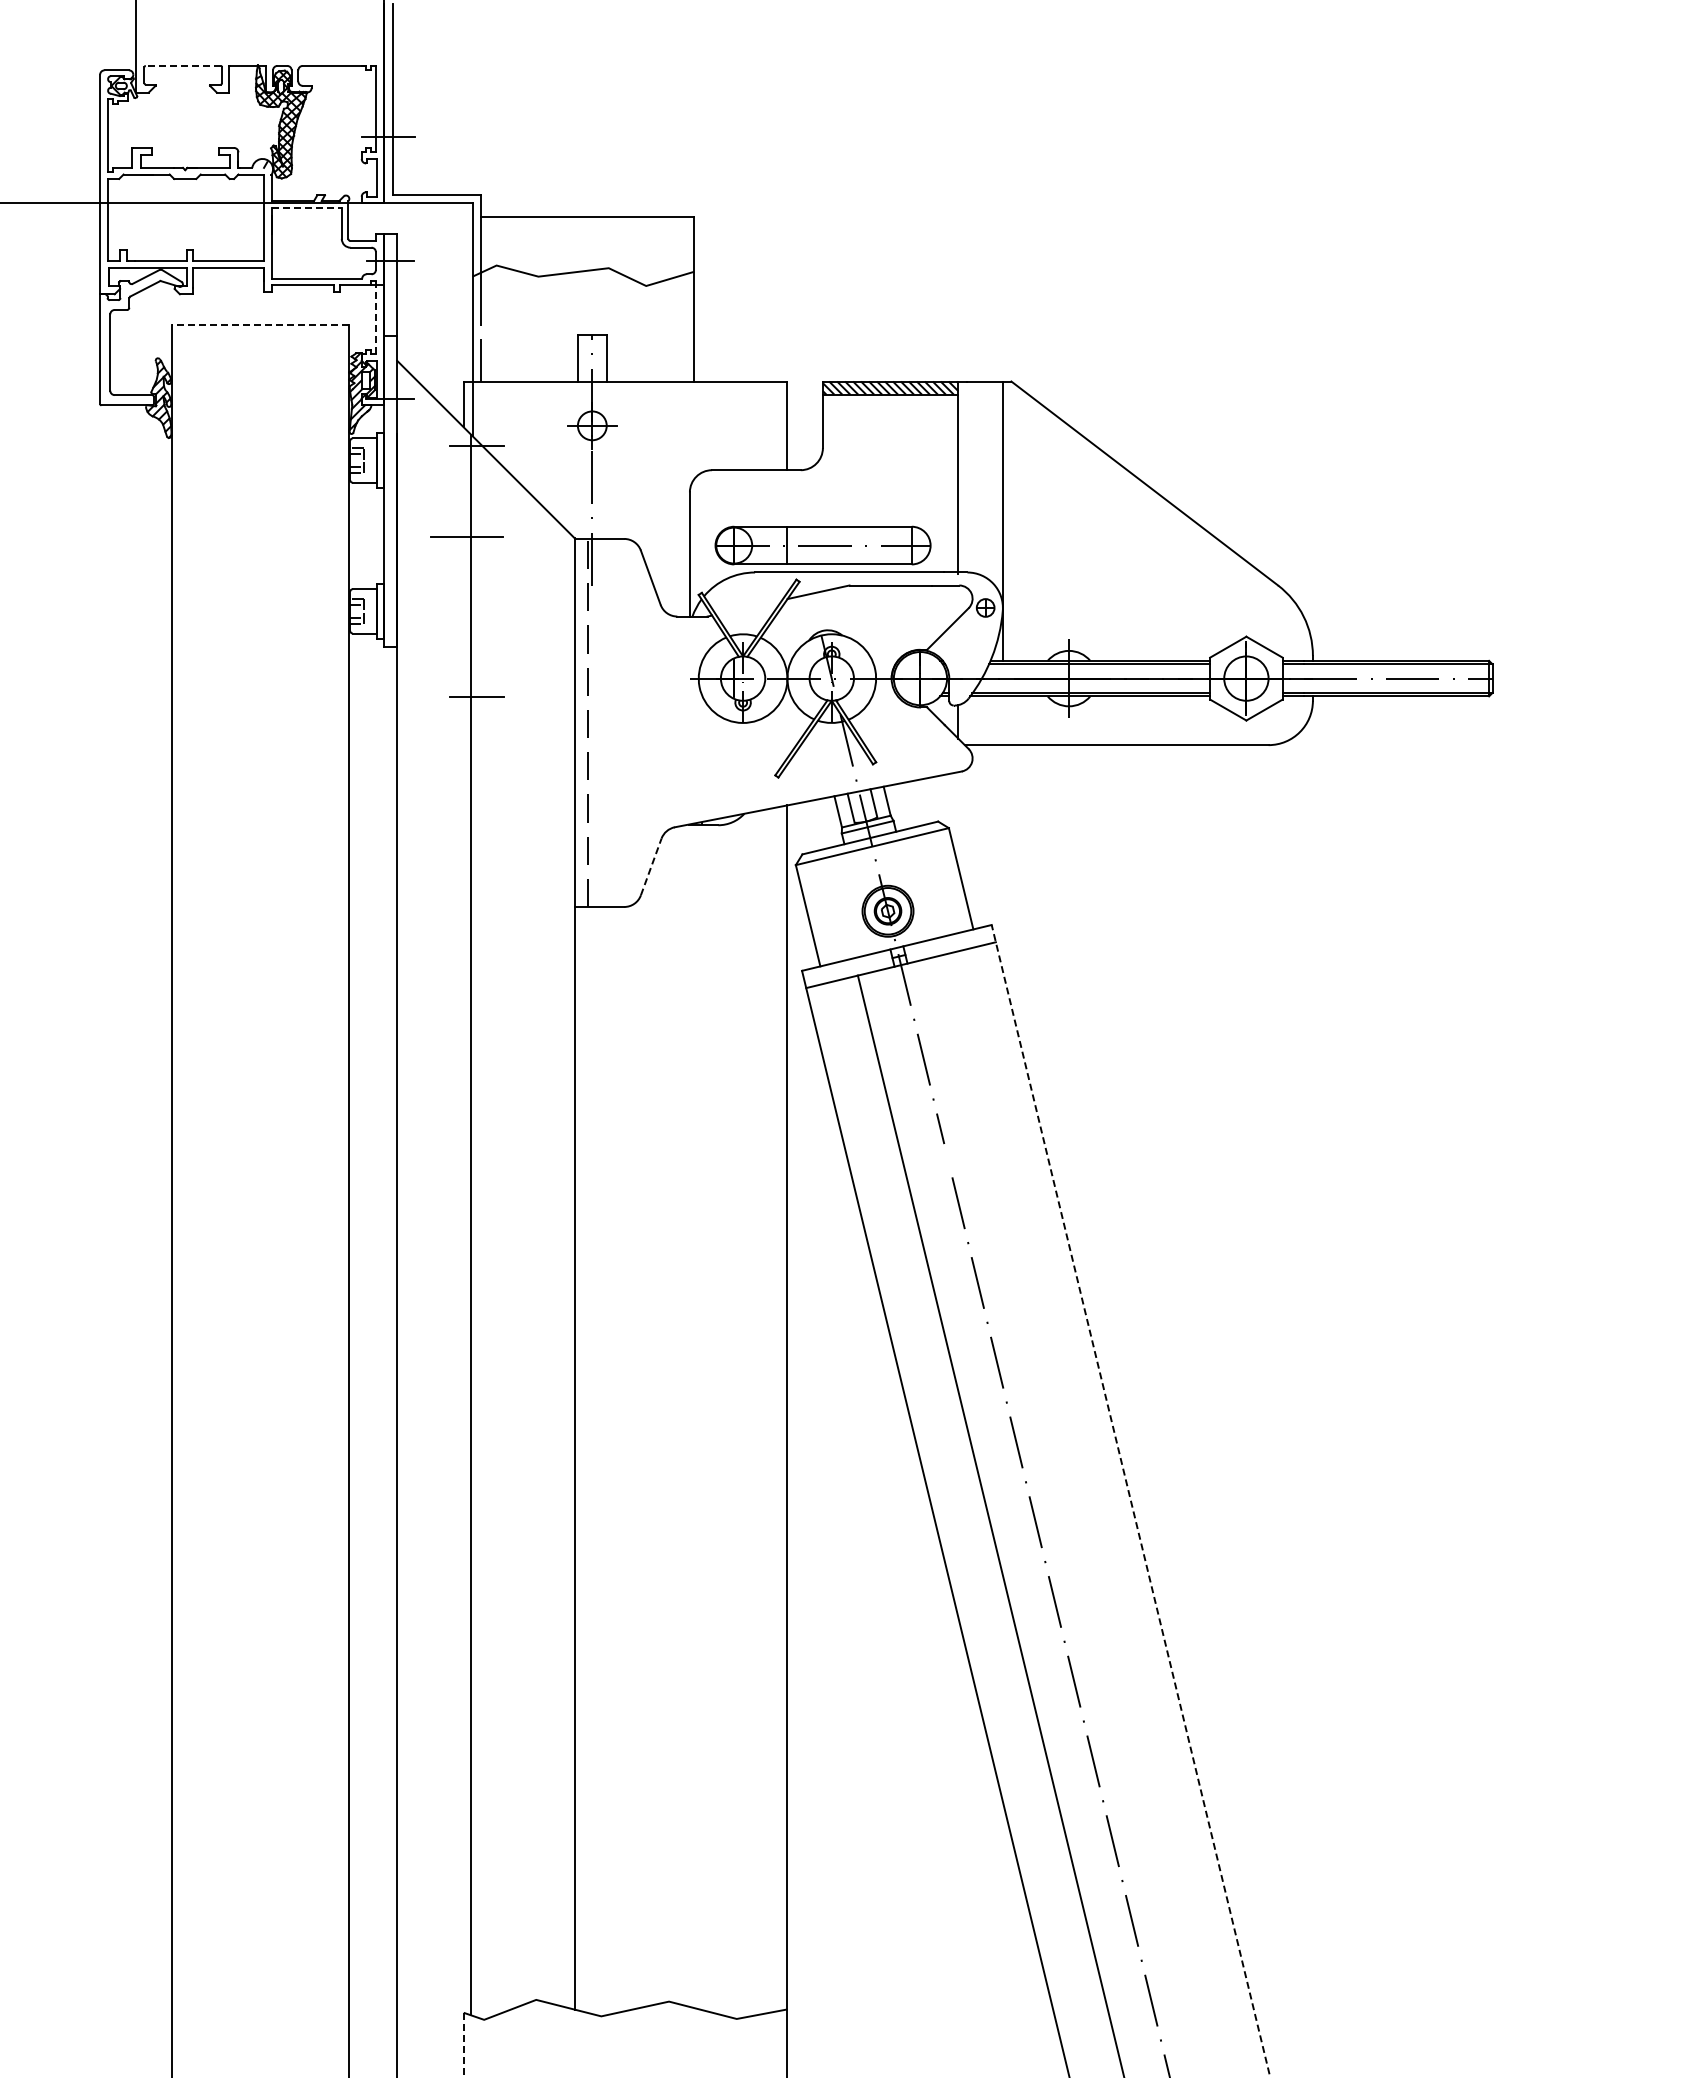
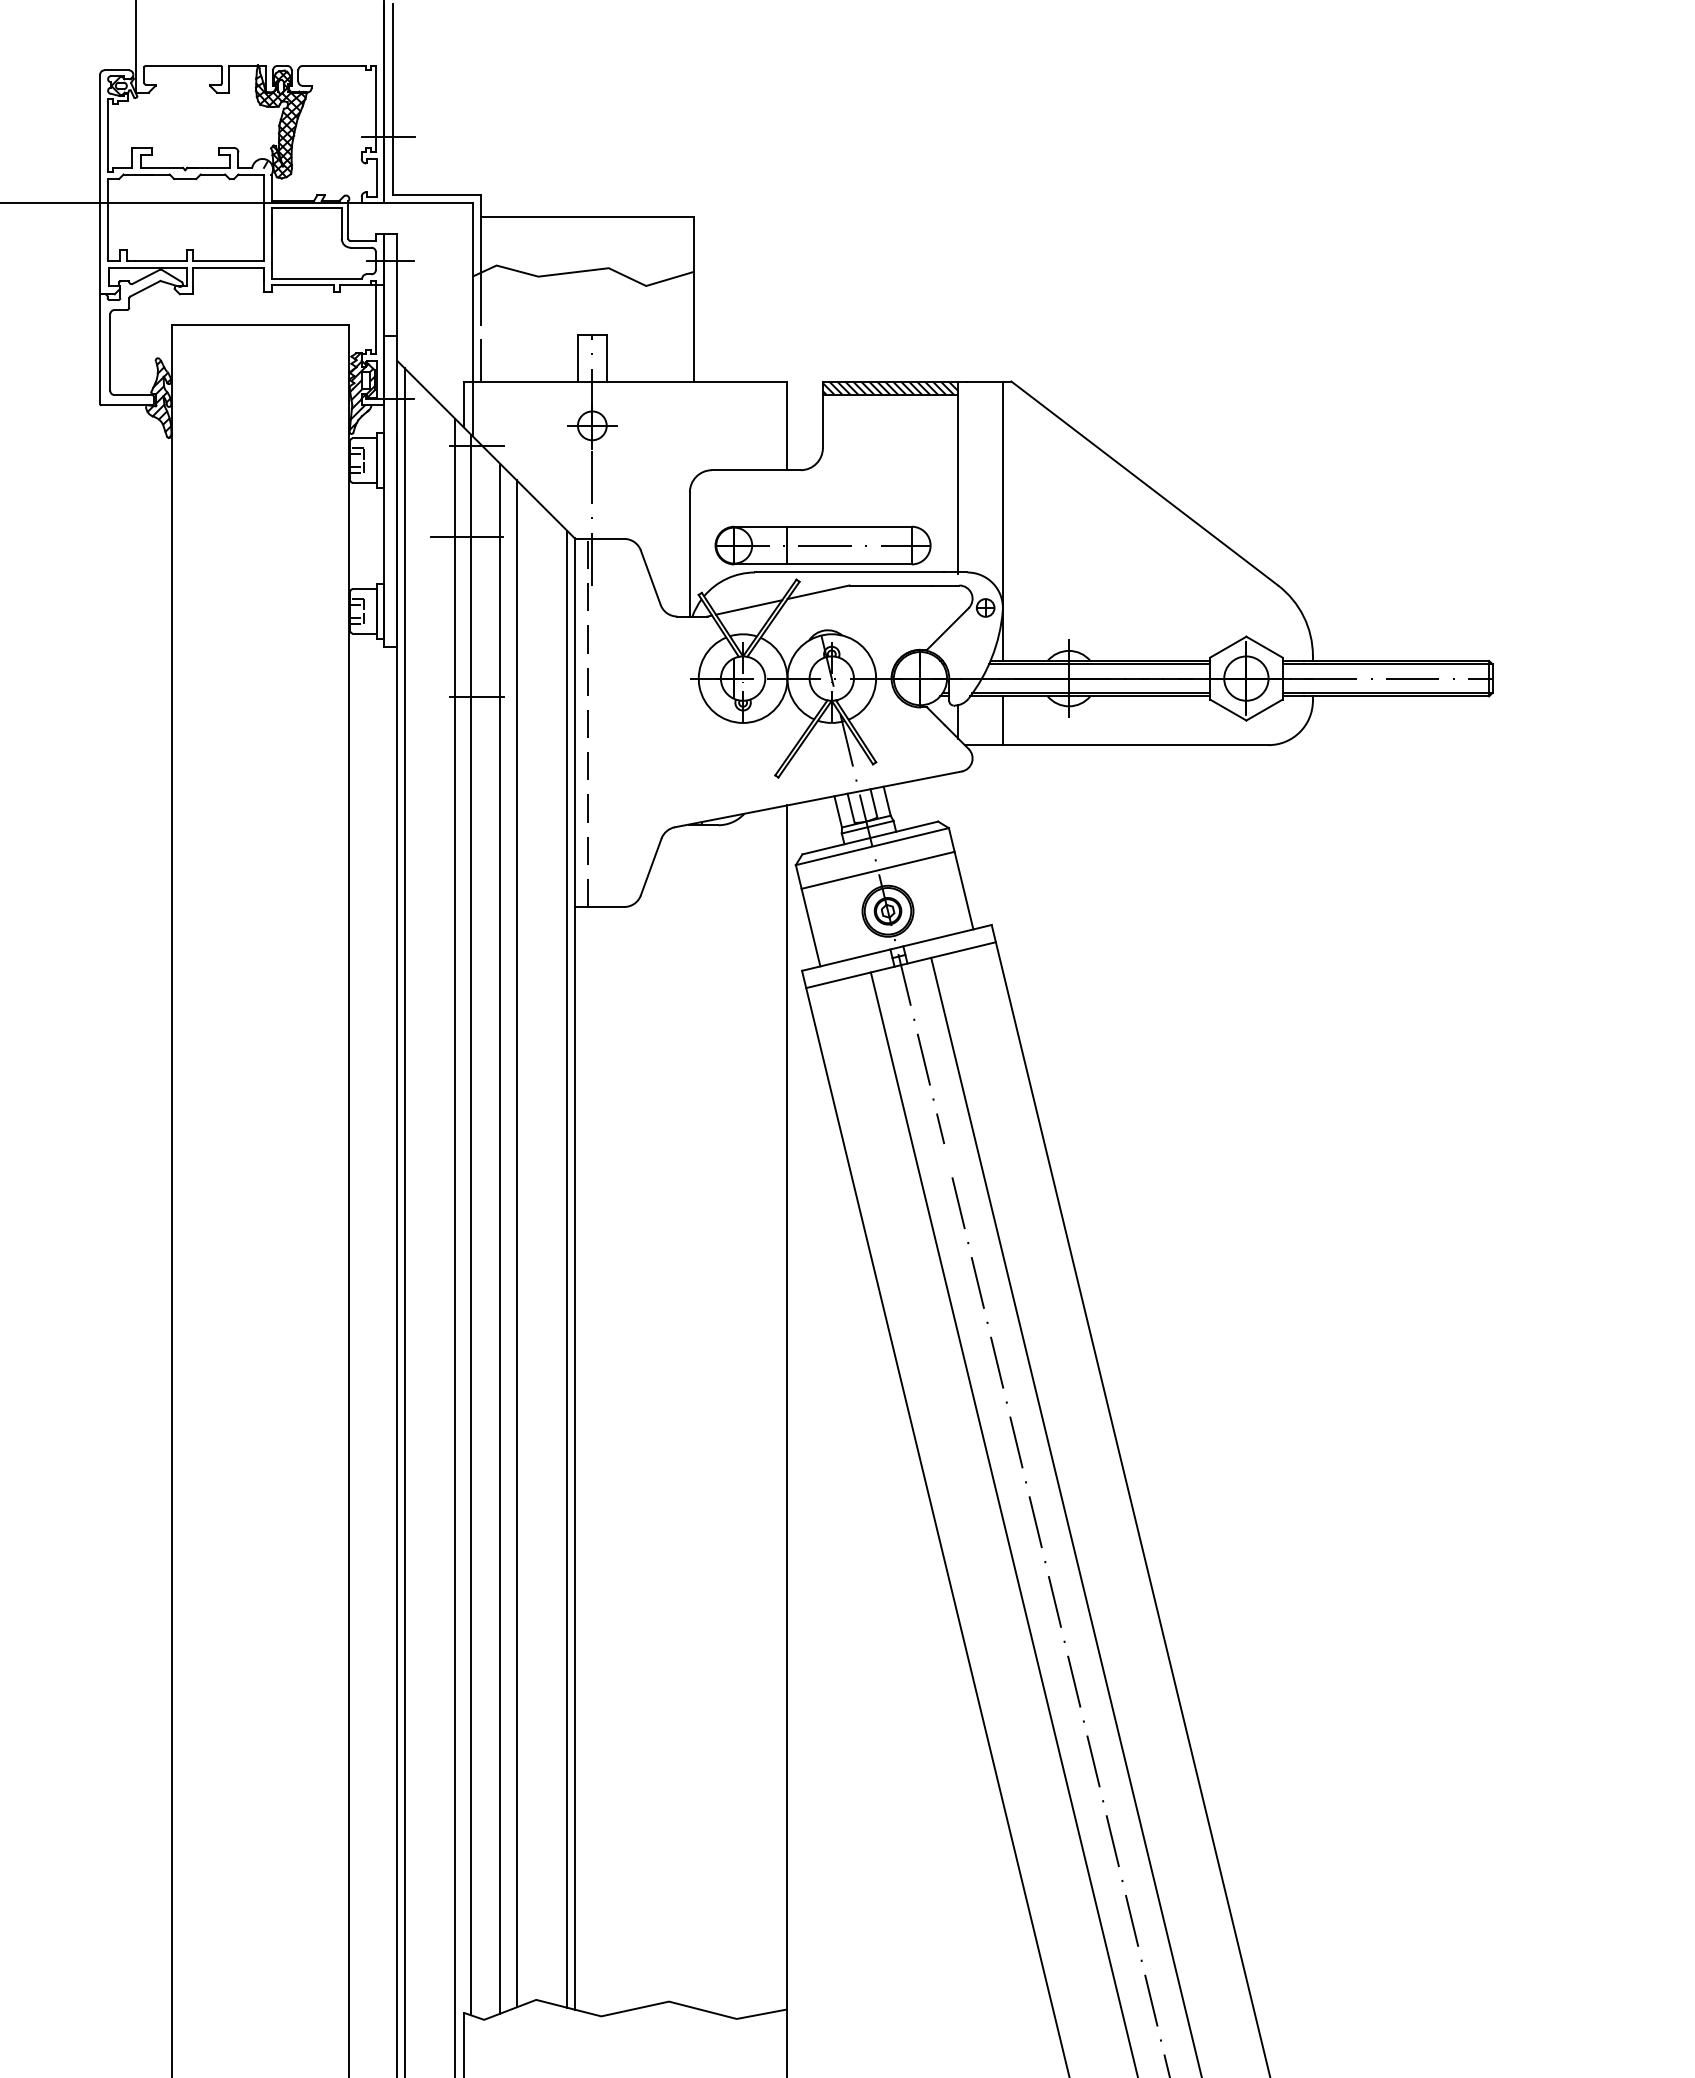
line: dashed -> solid (182, 65)
line: dashed -> solid (307, 207)
line: dashed -> solid (375, 317)
line: dashed -> solid (260, 325)
line: none -> present (749, 607)
line: none -> present (1002, 720)
line: dashed -> solid (651, 866)
line: none -> present (877, 869)
line: none -> present (404, 1221)
line: none -> present (500, 1238)
line: none -> present (516, 1243)
line: none -> present (455, 1246)
line: none -> present (567, 1268)
line: dashed -> solid (1131, 1501)
line: none -> present (1066, 1515)
line position: (990, 1524) -> (1003, 1523) (1003, 1523)
line: dashed -> solid (463, 2045)
